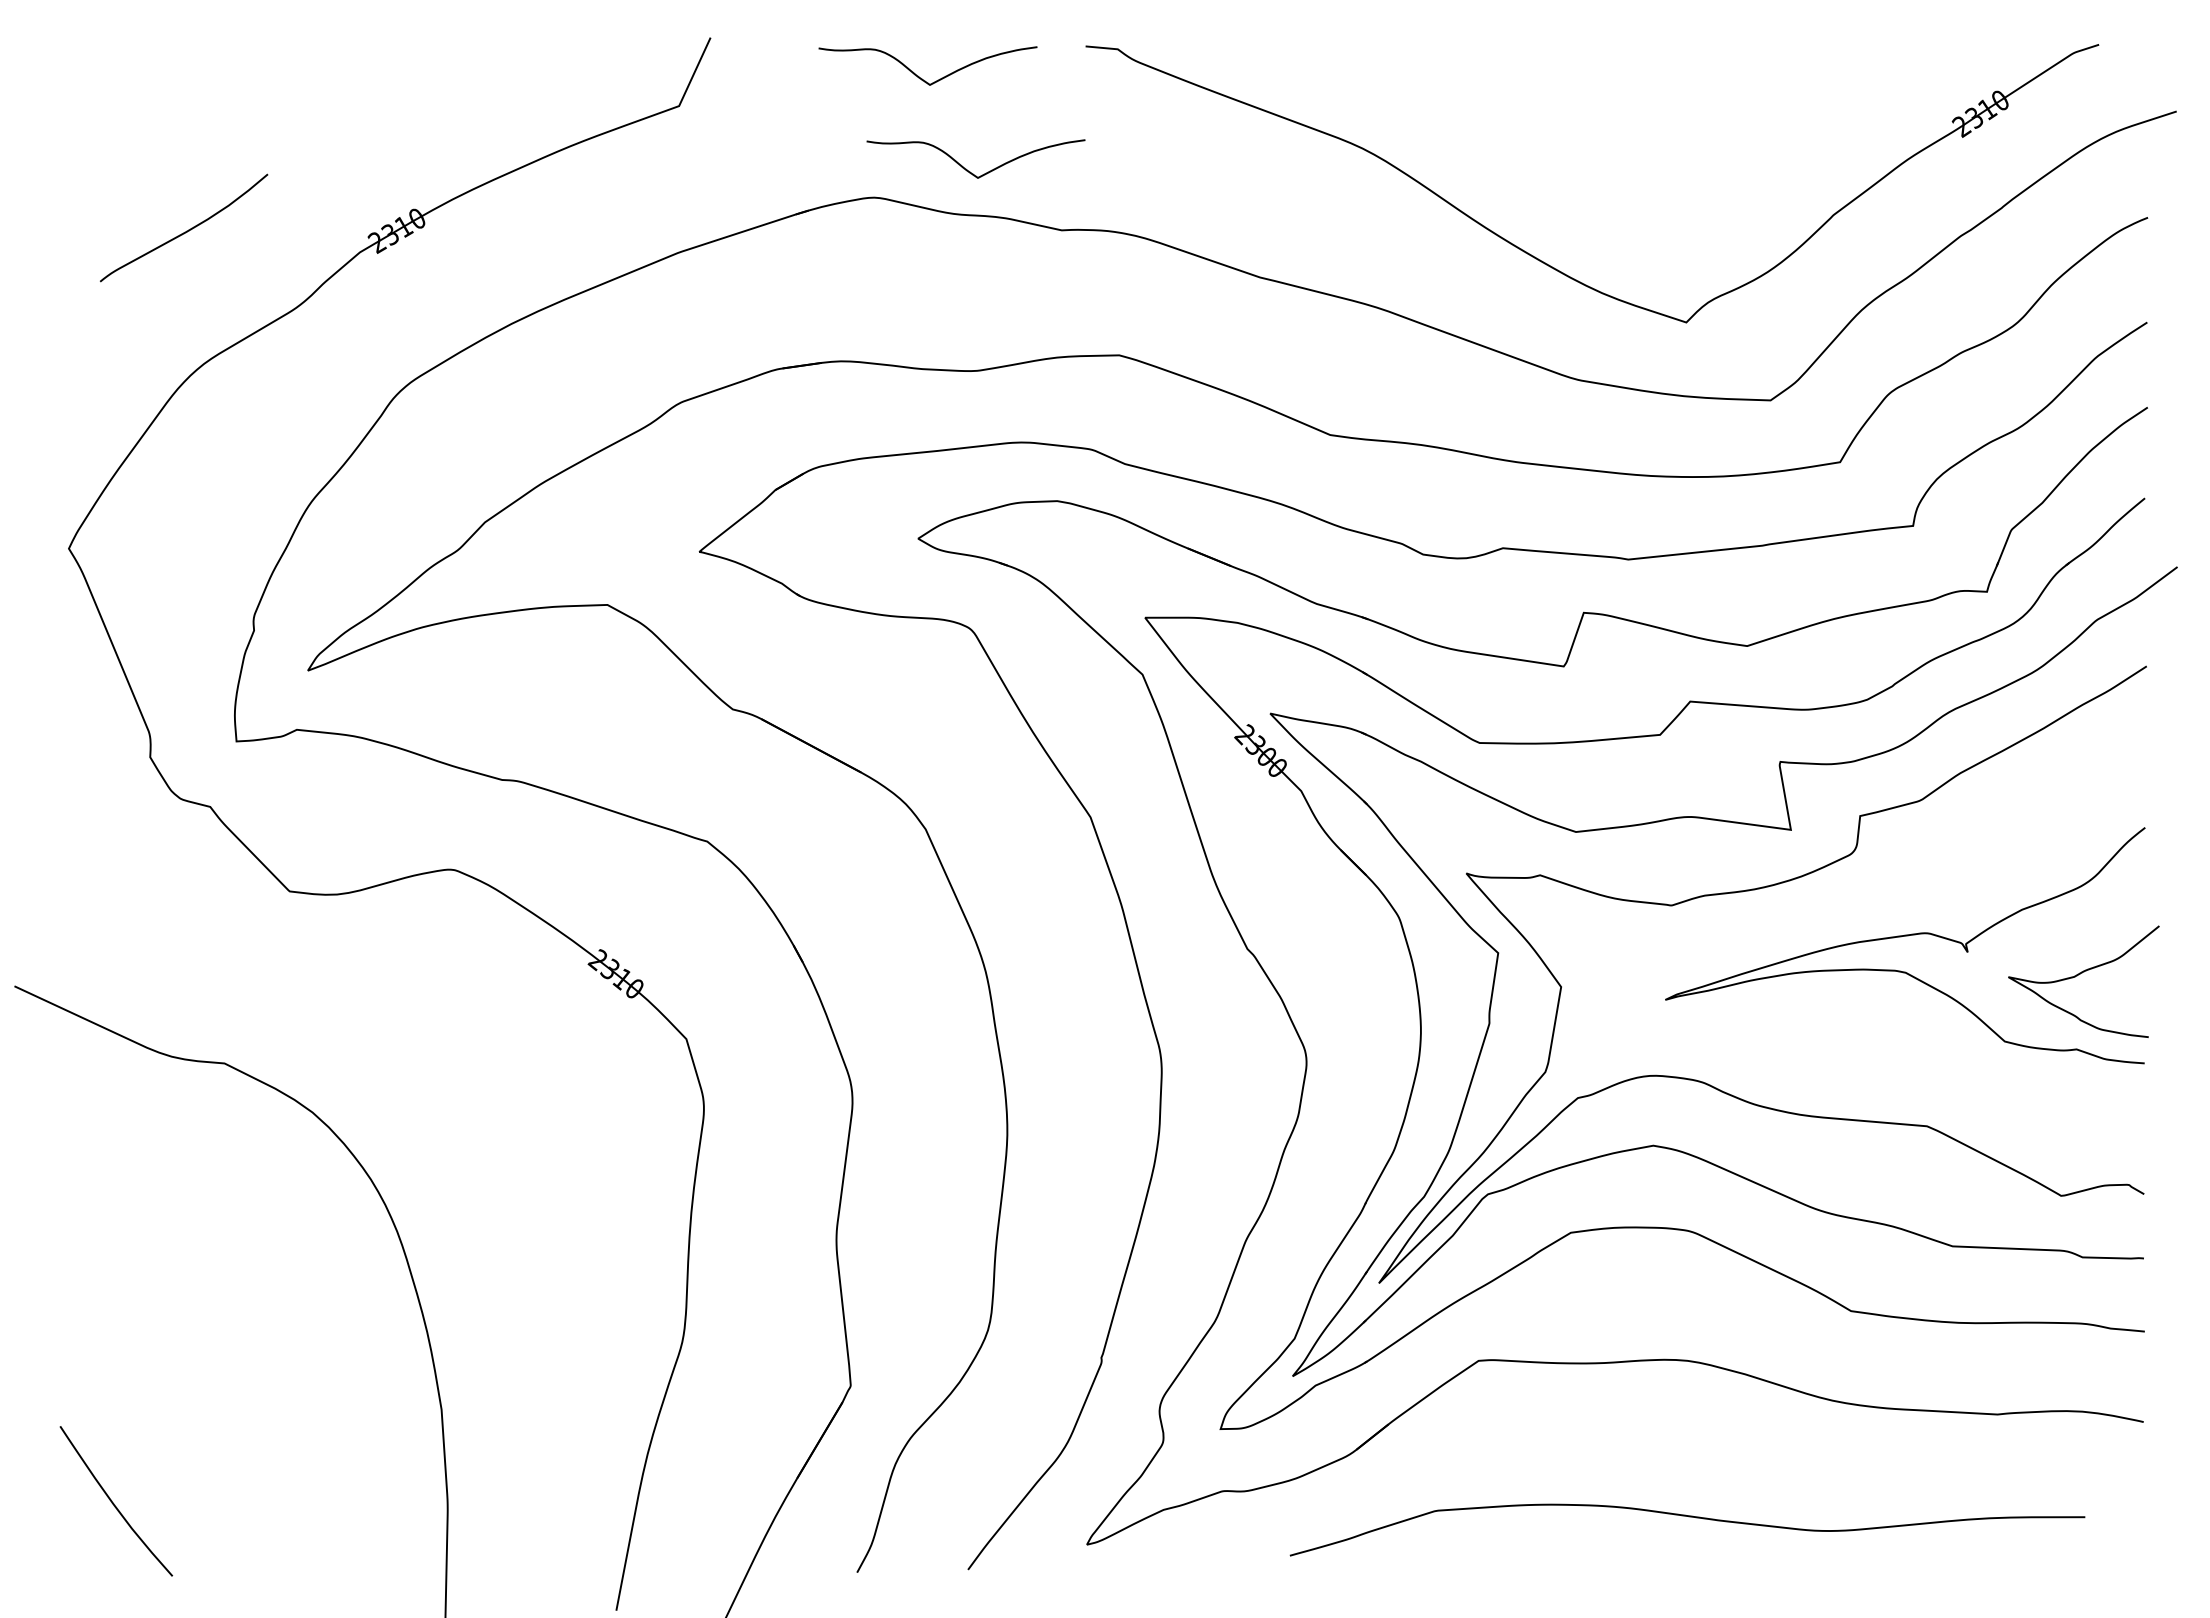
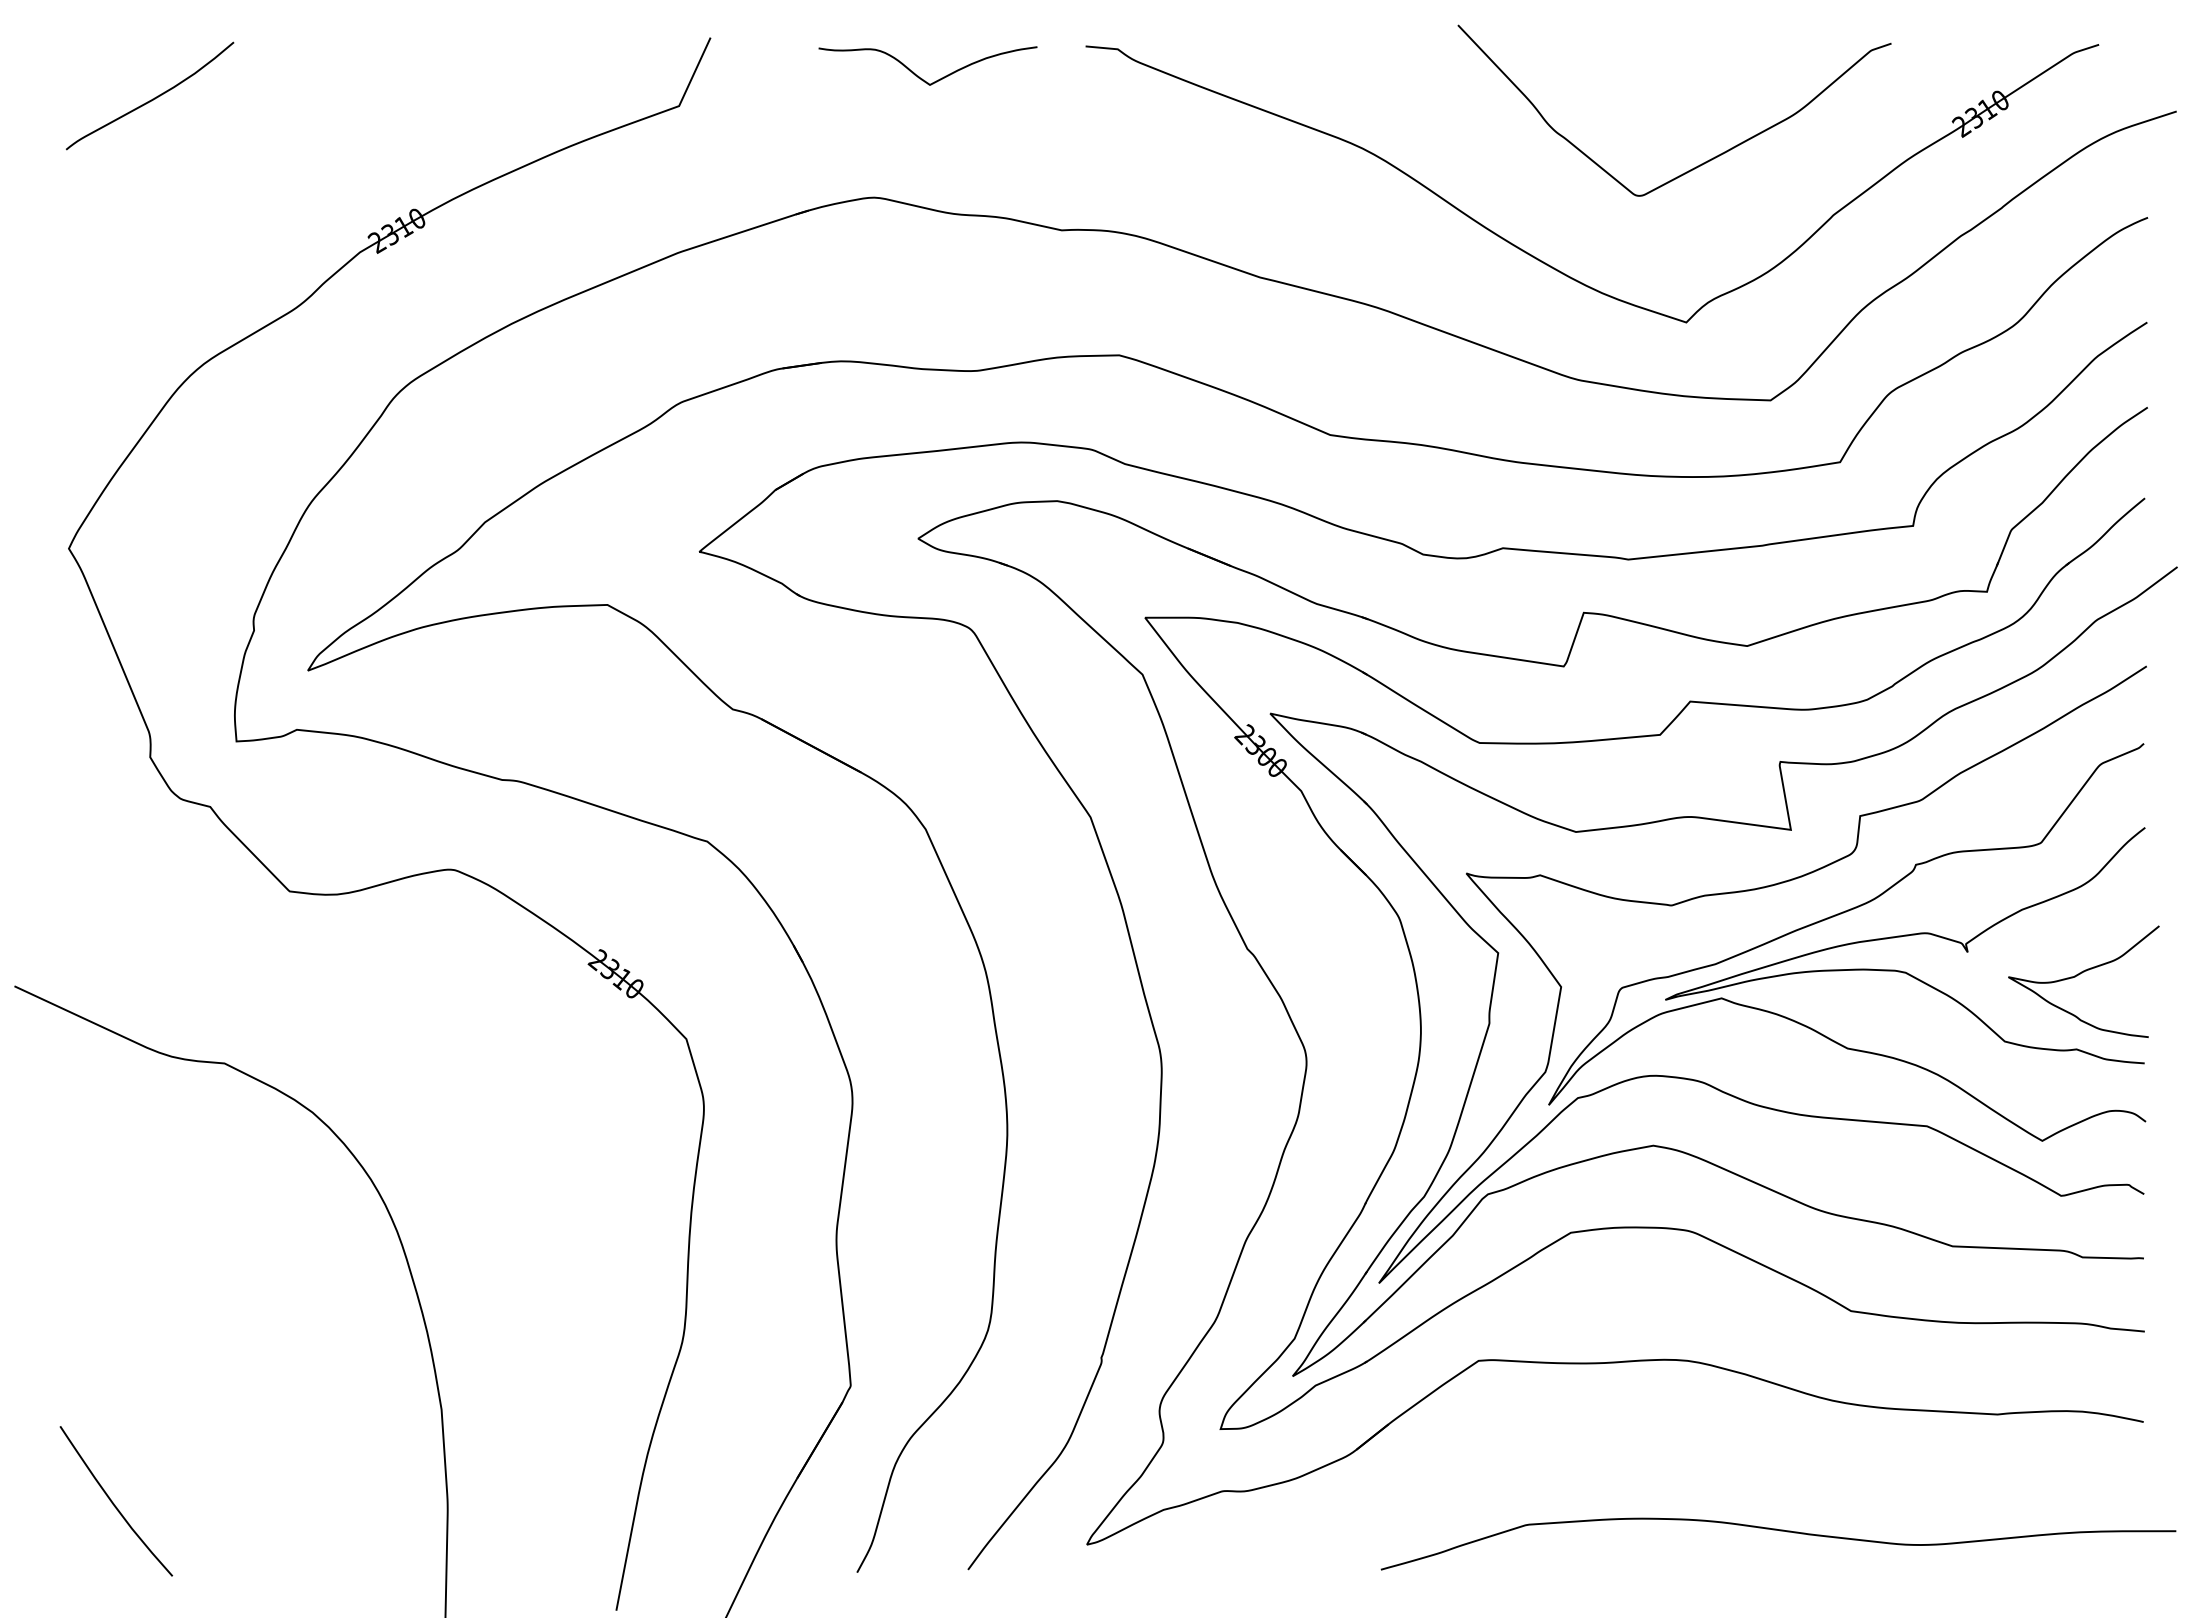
curve: none -> present (1701, 163)
curve: present -> none (966, 168)
curve position: (186, 230) -> (152, 98) (152, 98)
curve: none -> present (1838, 915)
curve position: (1688, 1517) -> (1779, 1531) (1779, 1531)
